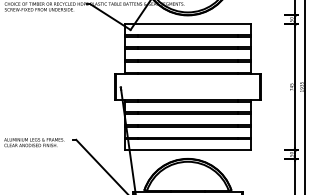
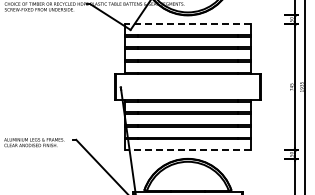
line: solid -> dashed (187, 24)
line: solid -> dashed (187, 150)
